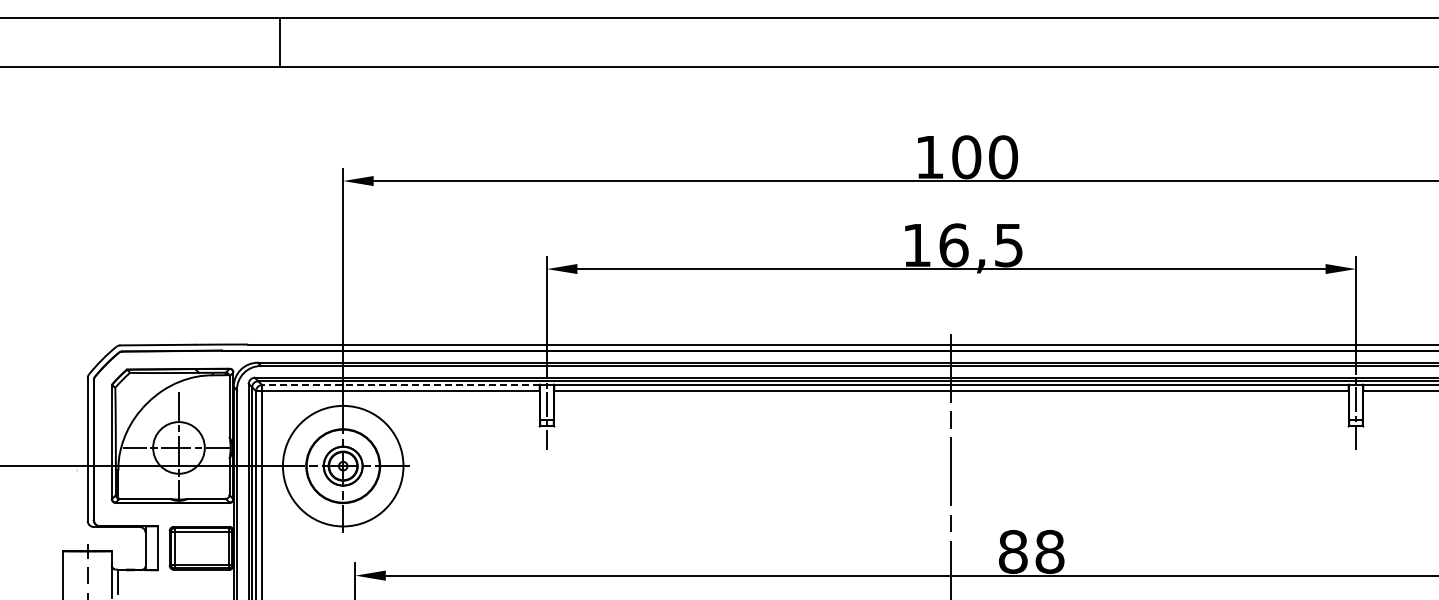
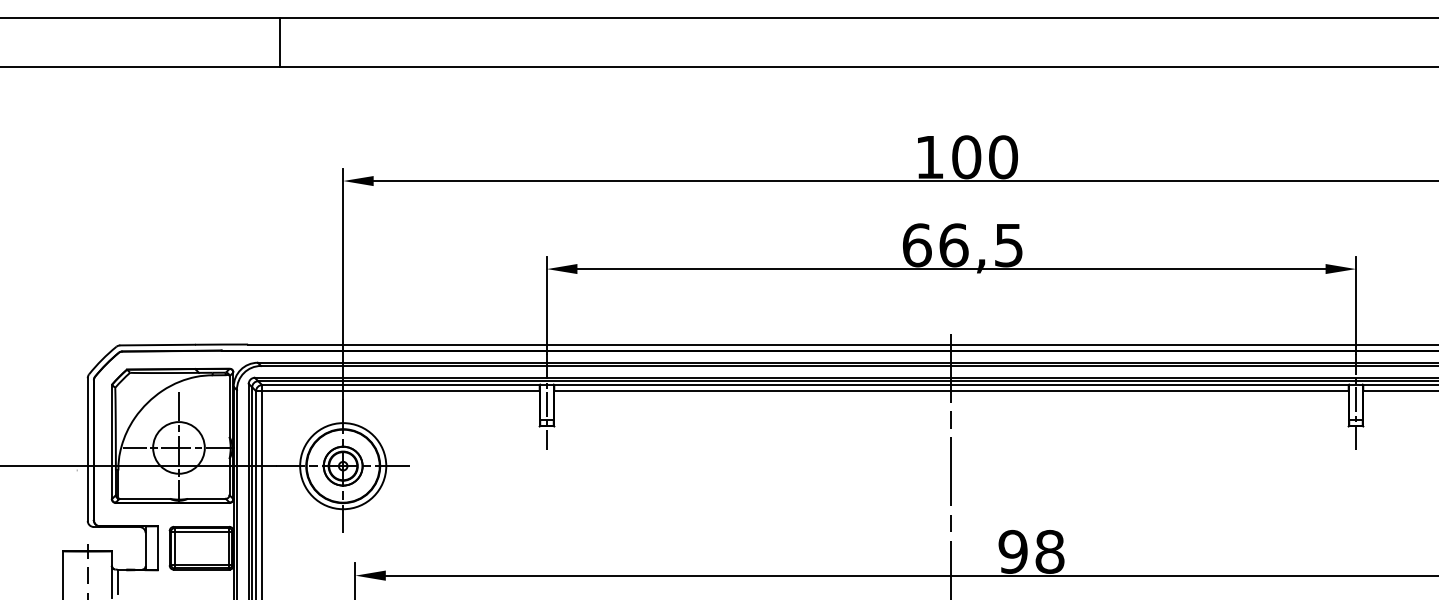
text: 16,5 -> 66,5 (917, 245)
line: dashed -> solid (400, 385)
circle diameter: 121 px -> 86 px (343, 466)
text: 88 -> 98 (1012, 551)
